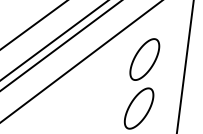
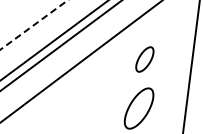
line: solid -> dashed (33, 25)
part size: 32x43 px -> 20x27 px (144, 59)
line position: (185, 66) -> (191, 66) (191, 66)
